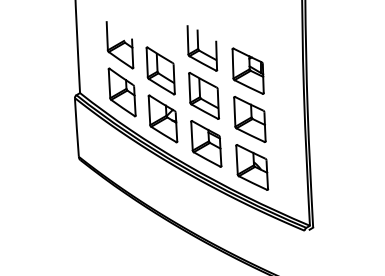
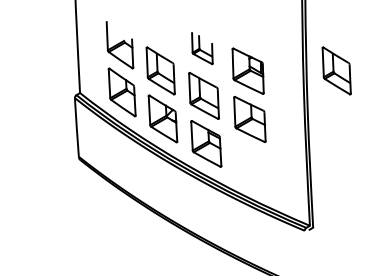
part size: 33x47 px -> 23x34 px (202, 48)
part: none -> present (336, 70)
part: present -> none (252, 167)
